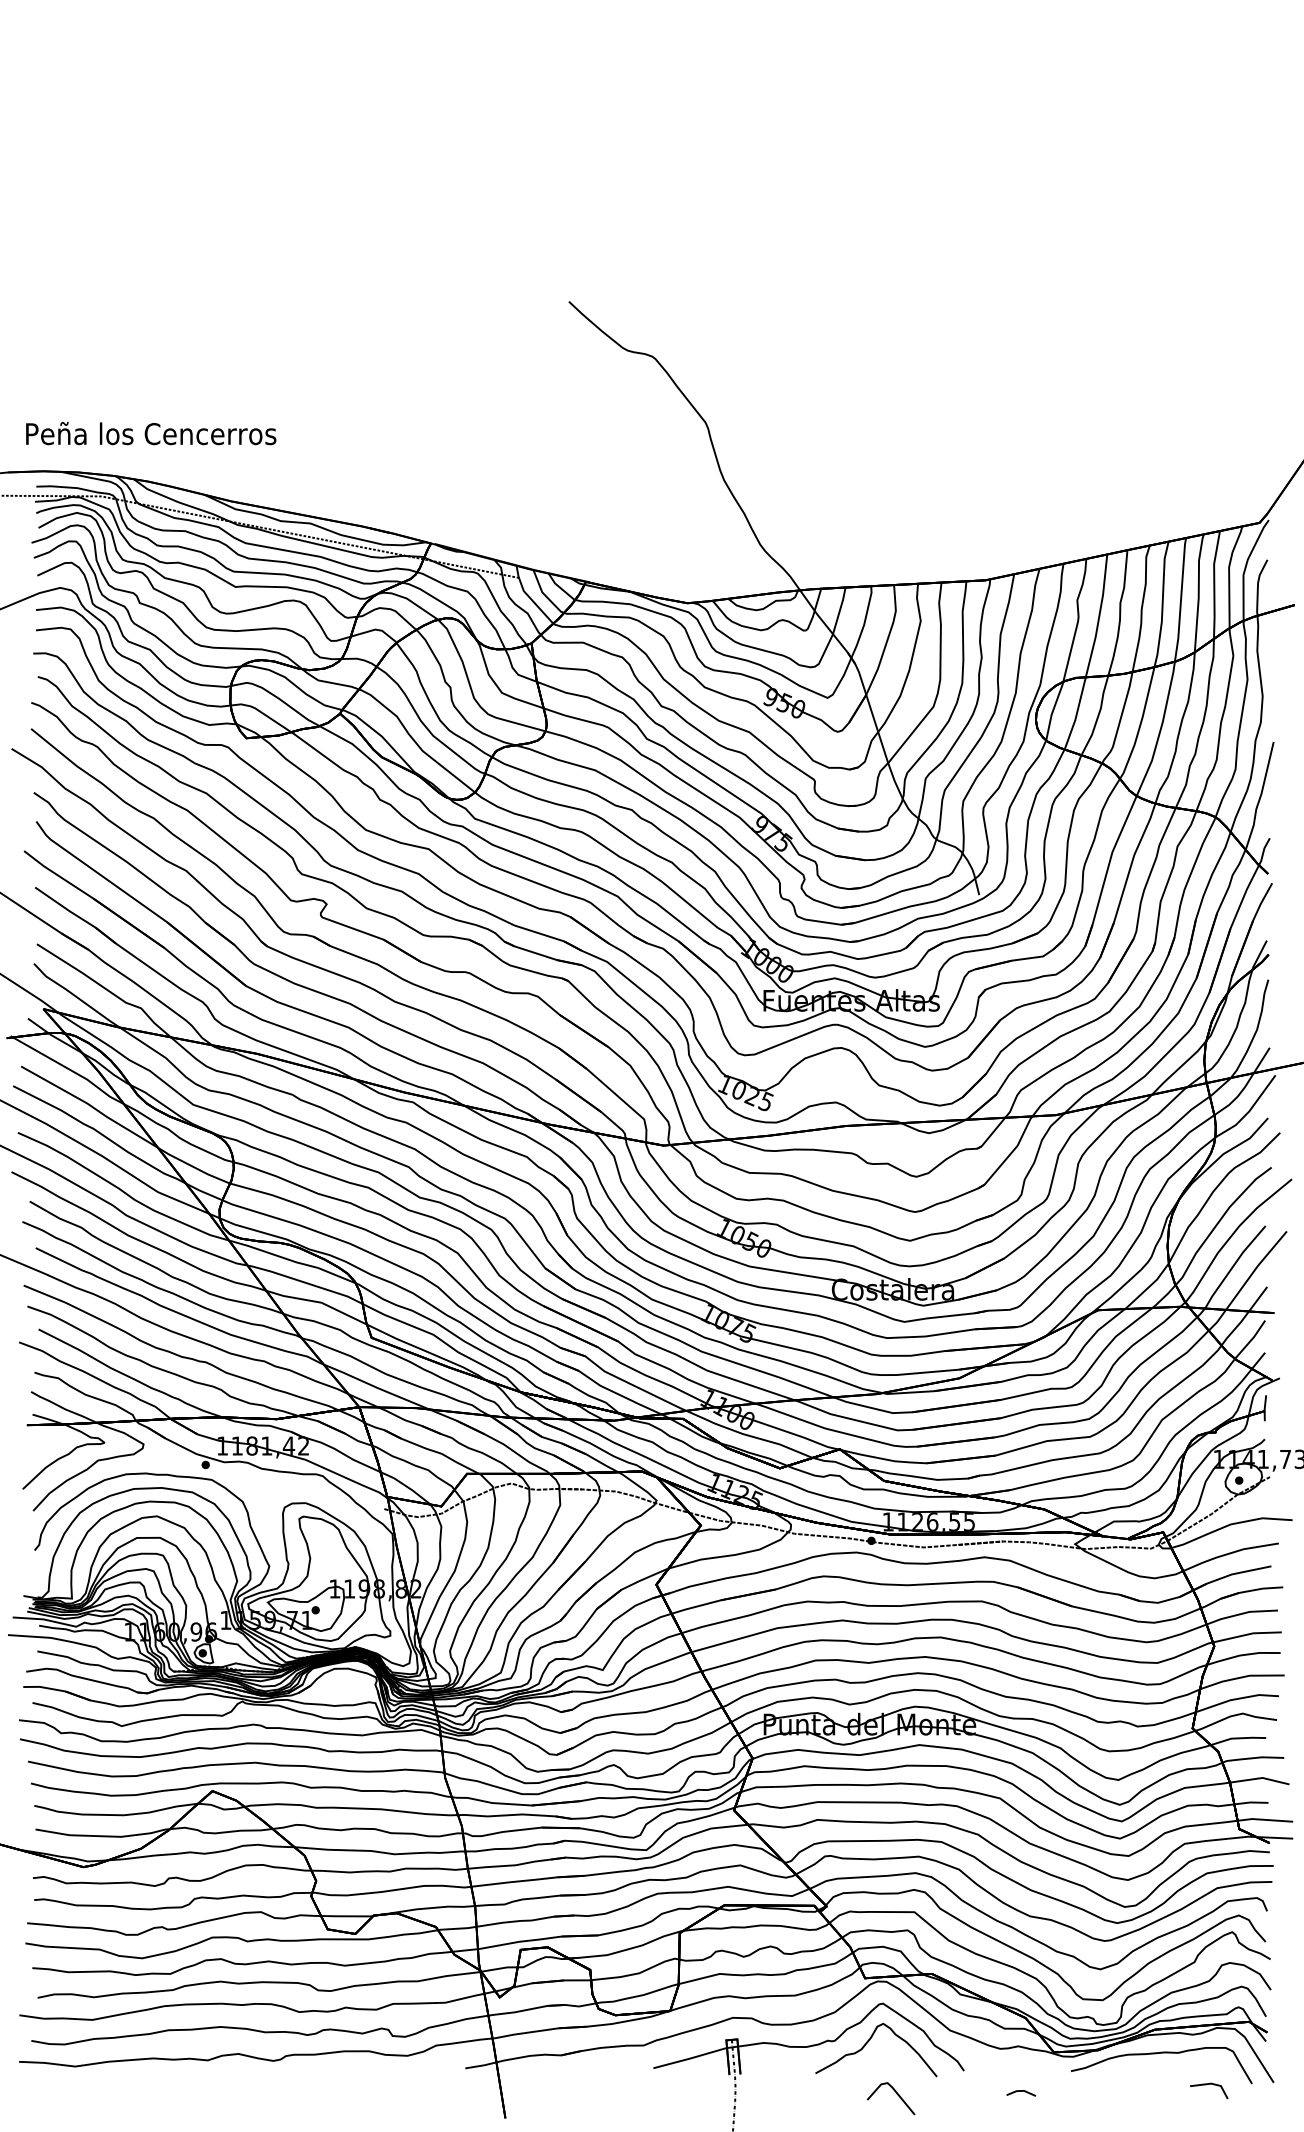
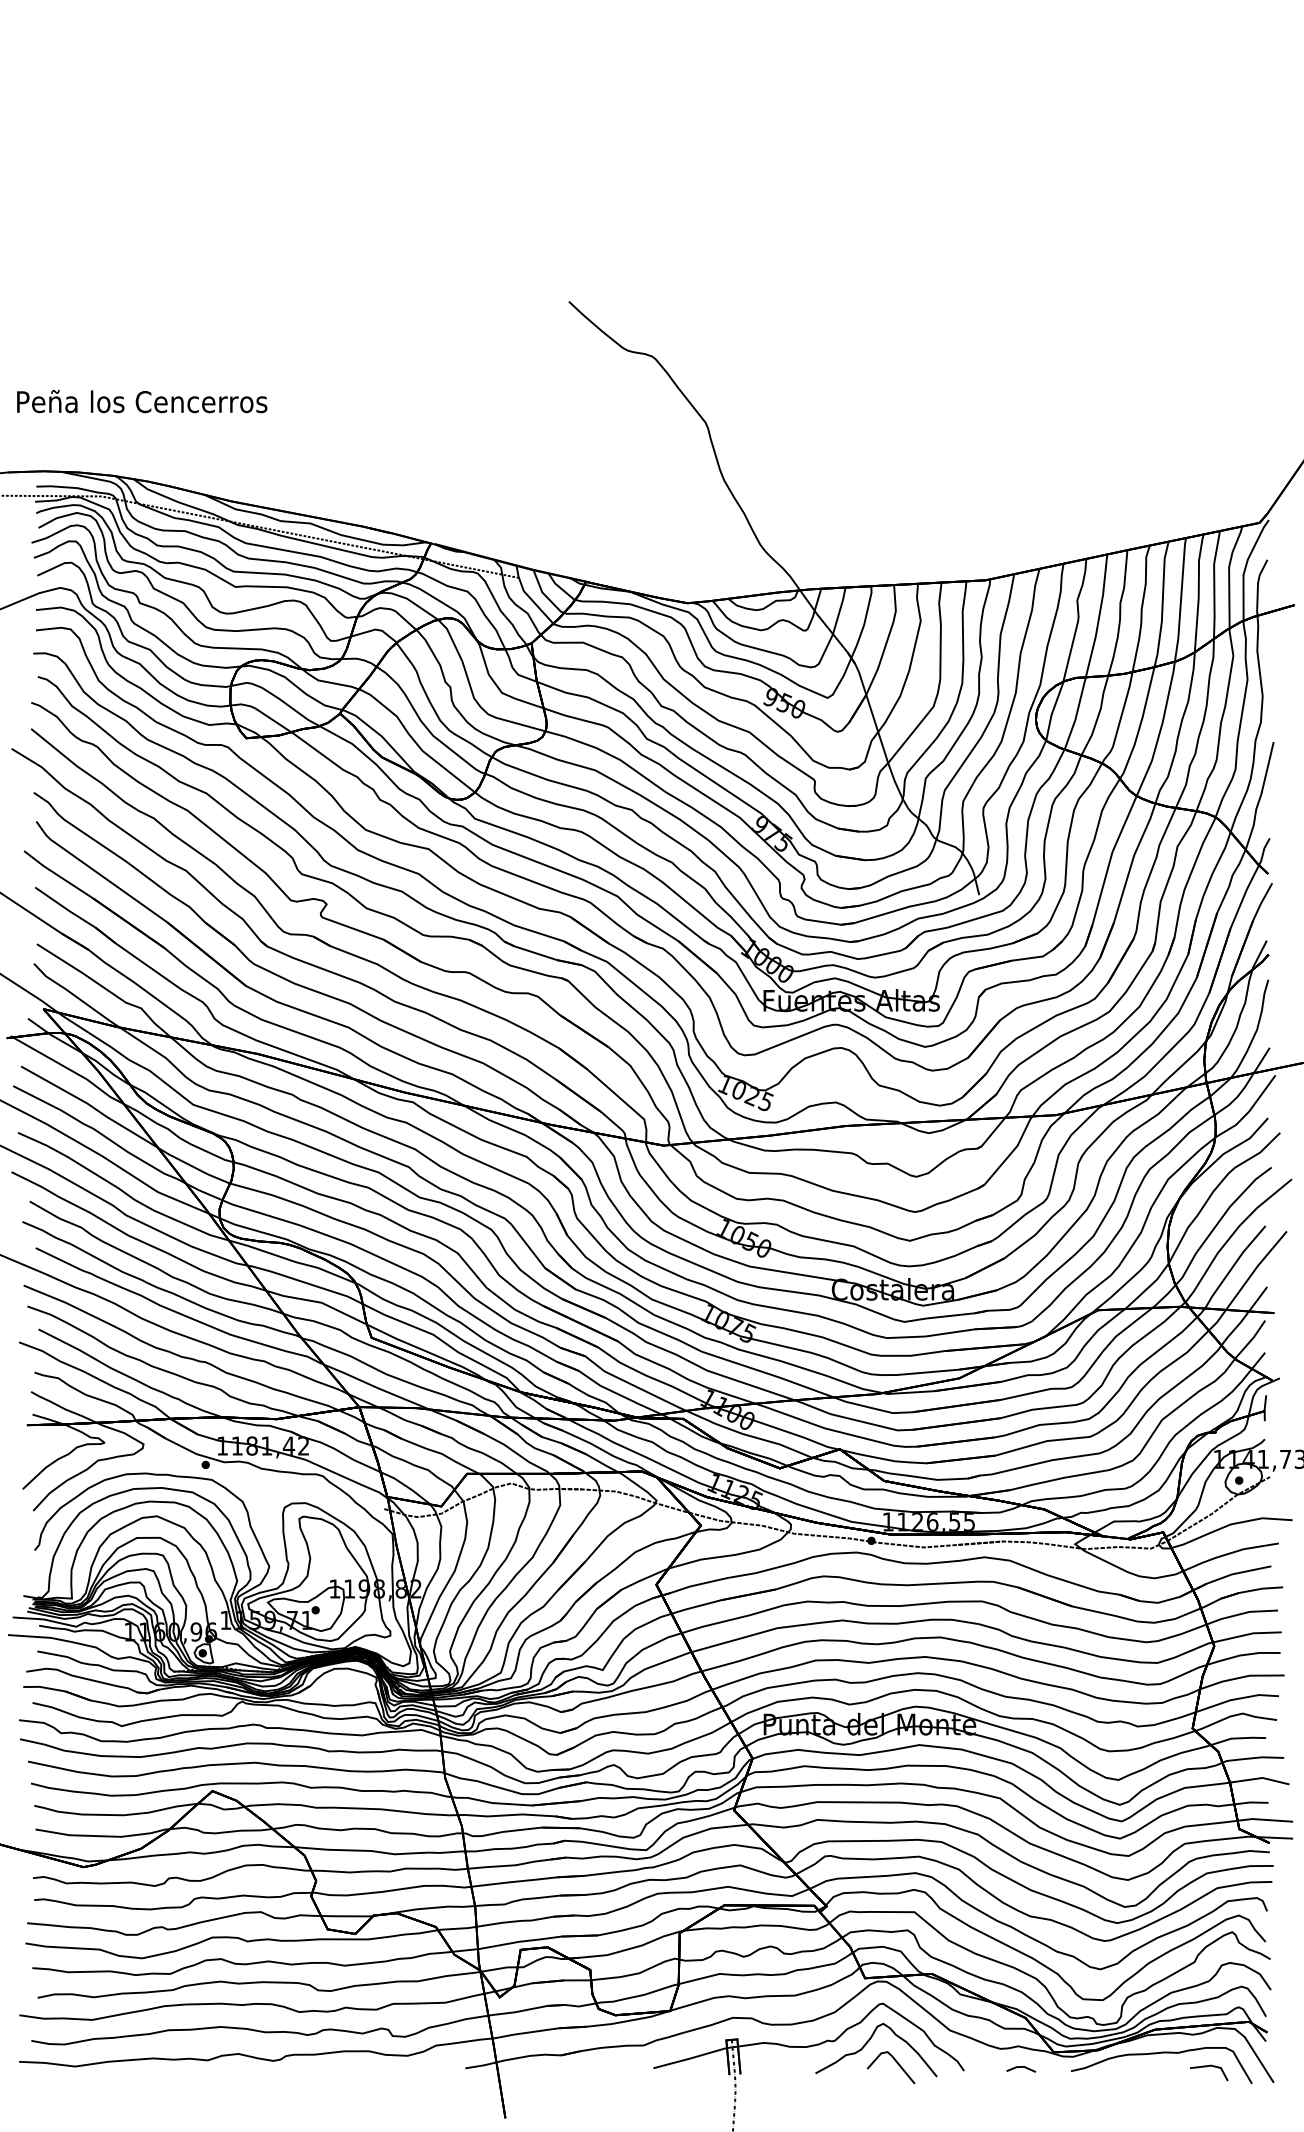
text position: (151, 433) -> (142, 401) (142, 401)
line position: (1206, 2085) -> (1206, 2067) (1206, 2067)
line position: (1021, 2091) -> (1021, 2067) (1021, 2067)
line position: (896, 2094) -> (896, 2063) (896, 2063)
